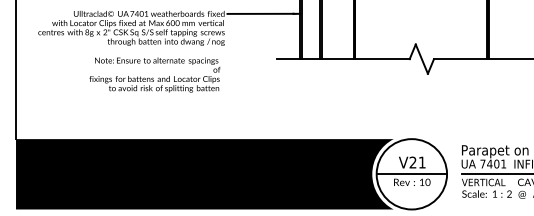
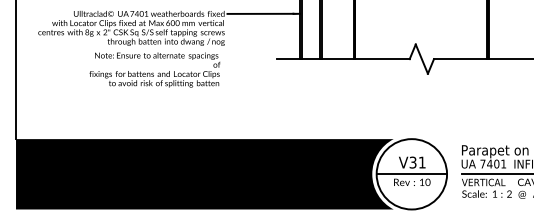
text position: (154, 74) -> (154, 69) (154, 69)
text: V21 -> V31 (412, 162)
